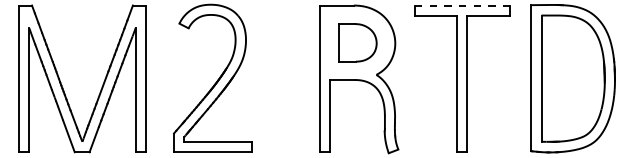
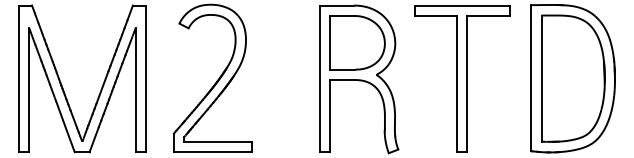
line: dashed -> solid (462, 5)
part size: 40x40 px -> 57x56 px (357, 42)
